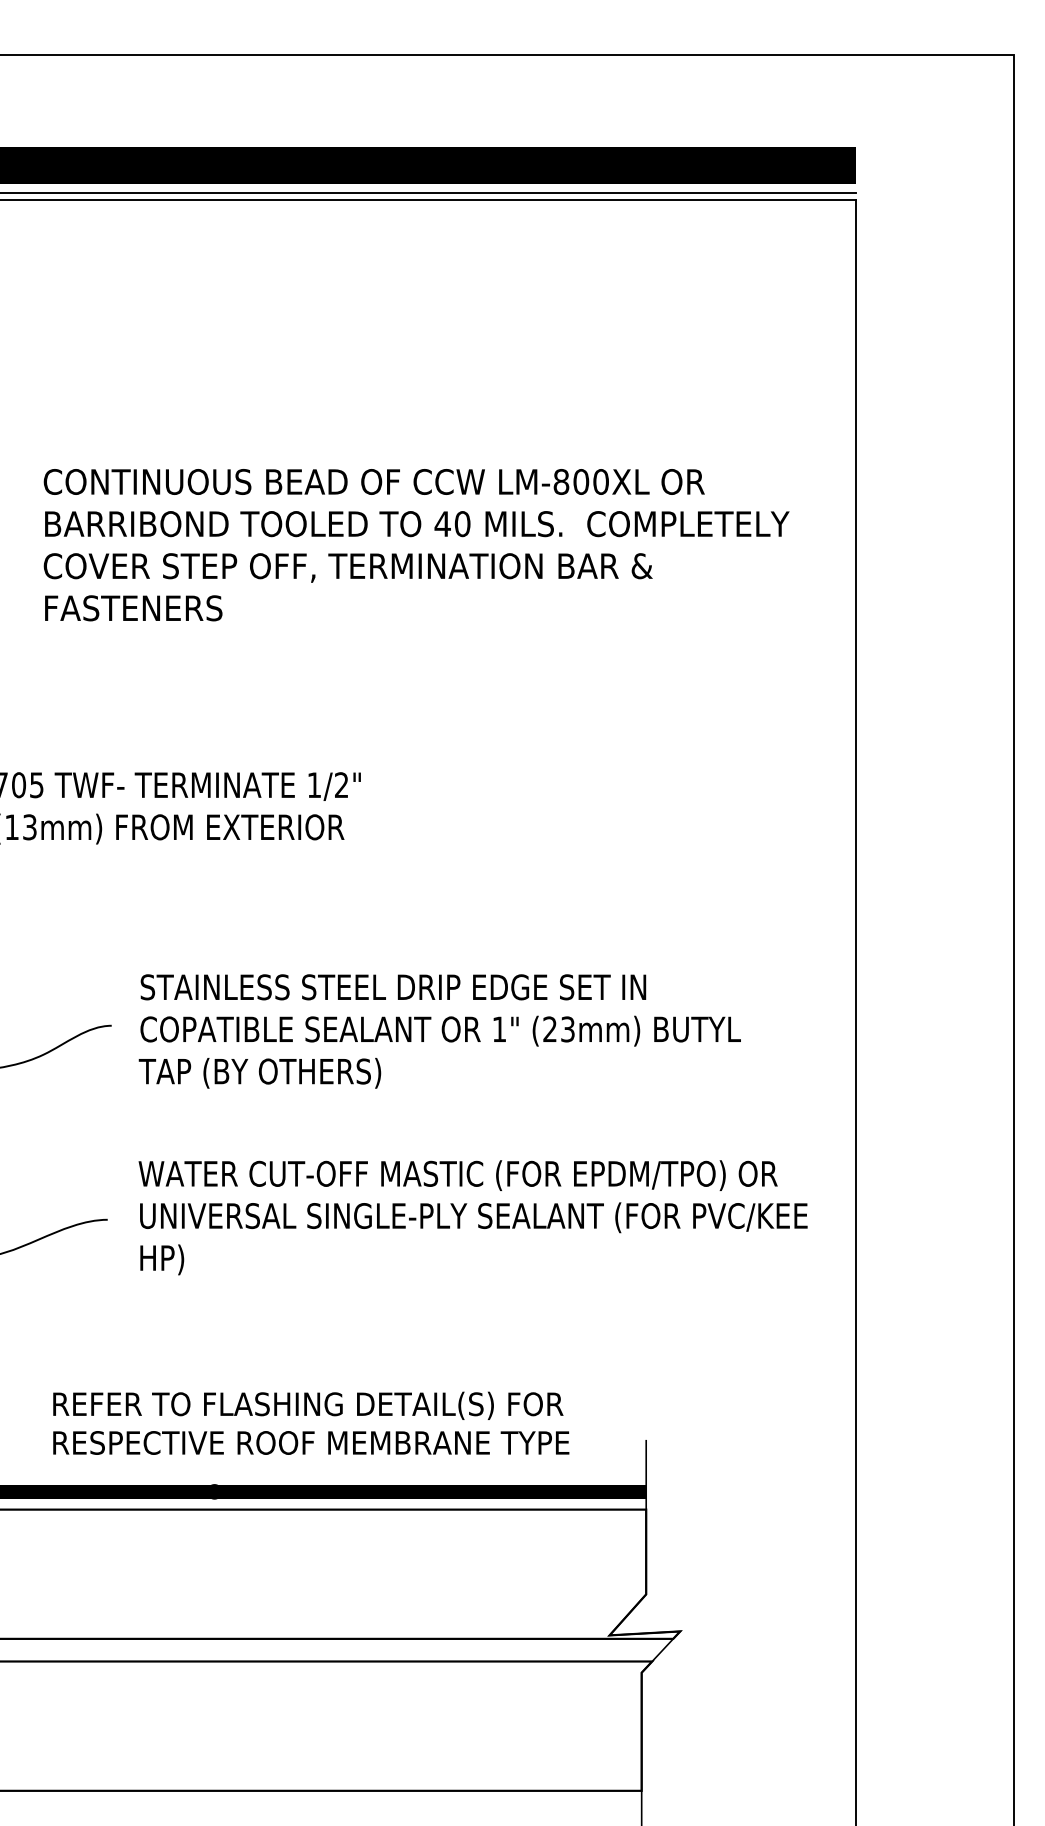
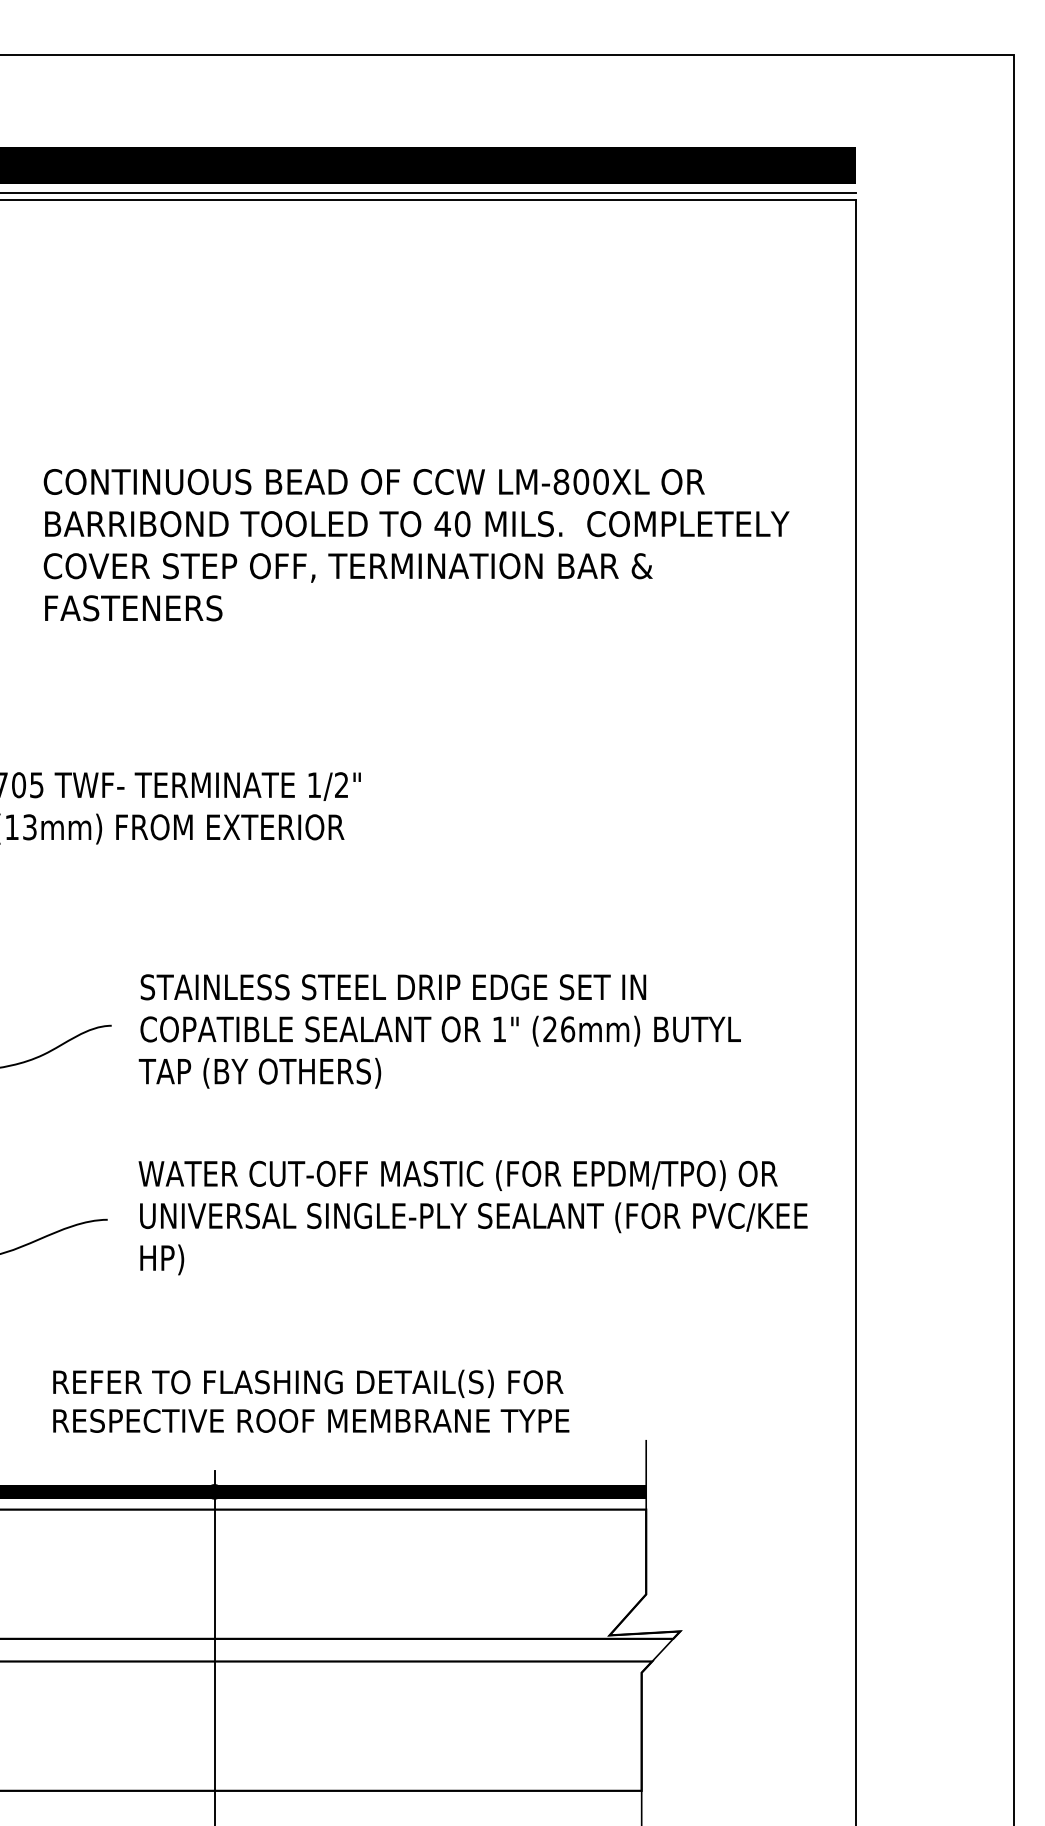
text: (23mm) -> (26mm) (568, 1029)
text position: (311, 1422) -> (311, 1400) (311, 1400)
line: none -> present (214, 1646)
